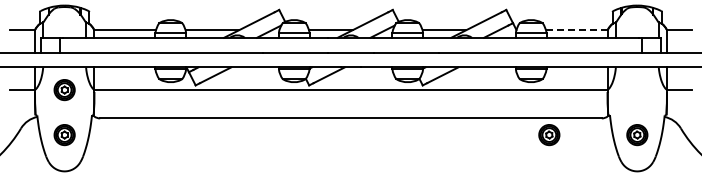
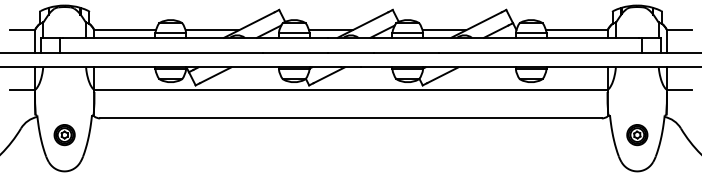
line: dashed -> solid (576, 30)
part: present -> none (64, 90)
part: present -> none (549, 135)
